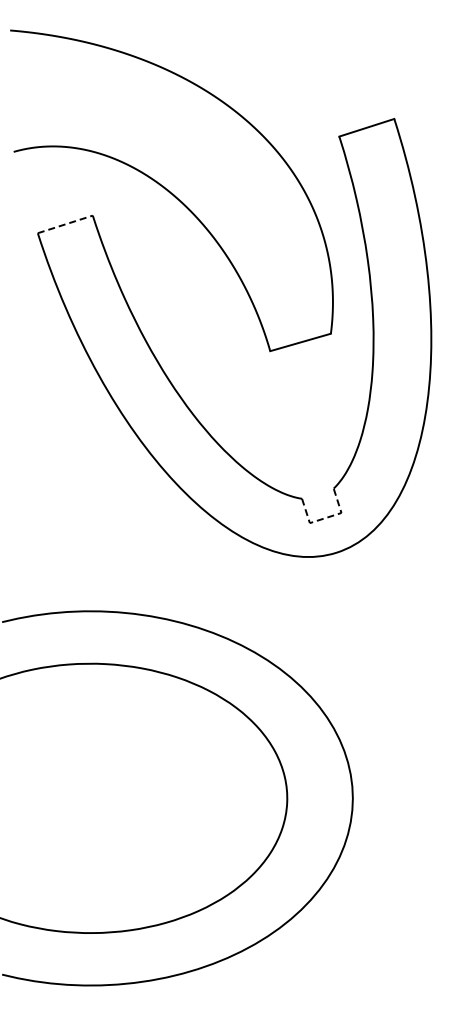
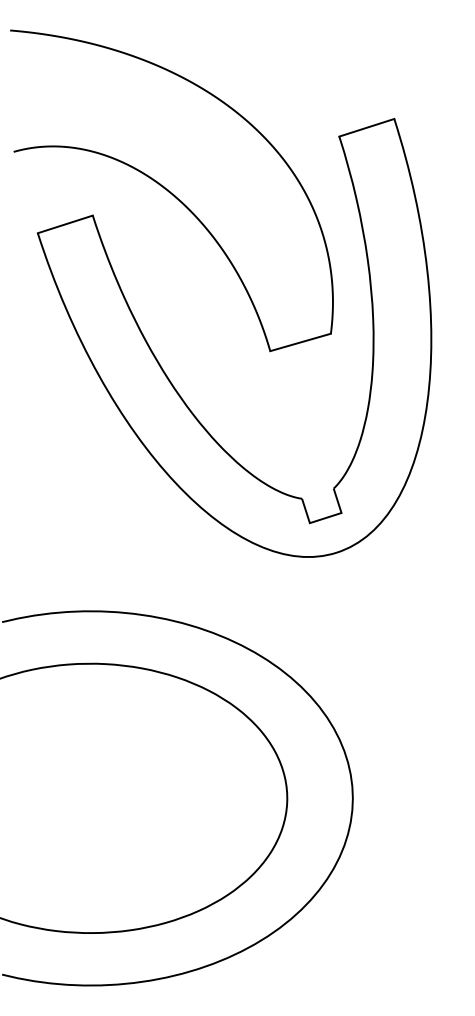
line: dashed -> solid (65, 224)
line: dashed -> solid (325, 518)
